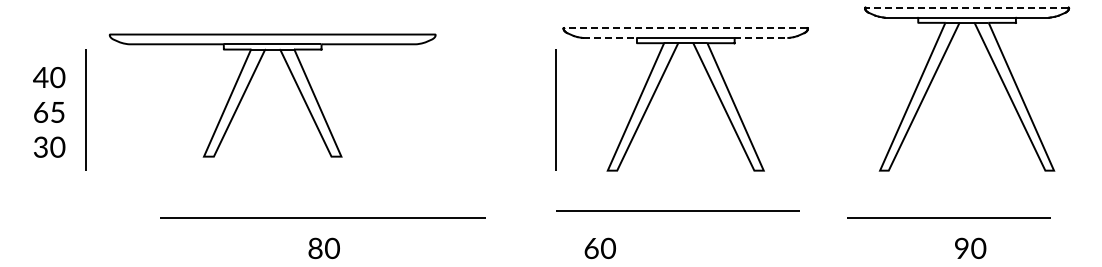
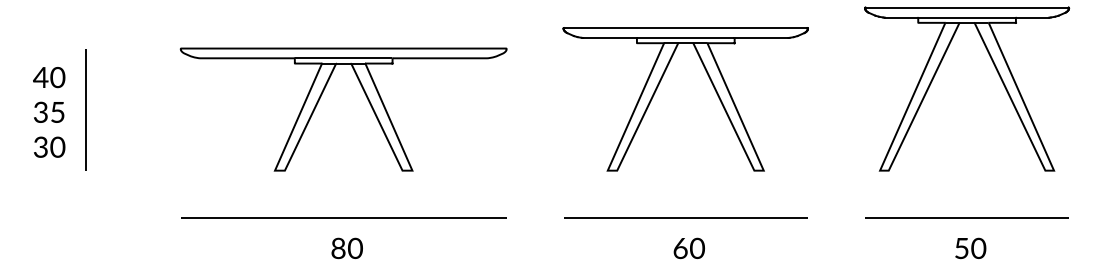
line: dashed -> solid (966, 7)
line: dashed -> solid (685, 28)
line: dashed -> solid (610, 37)
line: dashed -> solid (761, 37)
part position: (248, 87) -> (319, 101) (319, 101)
line: present -> none (555, 109)
text: 65 -> 35 (41, 111)
line position: (677, 210) -> (685, 217) (685, 217)
line position: (322, 217) -> (343, 217) (343, 217)
line position: (948, 217) -> (966, 217) (966, 217)
text position: (323, 248) -> (346, 248) (346, 248)
text position: (599, 248) -> (688, 248) (688, 248)
text: 90 -> 50 (961, 248)
